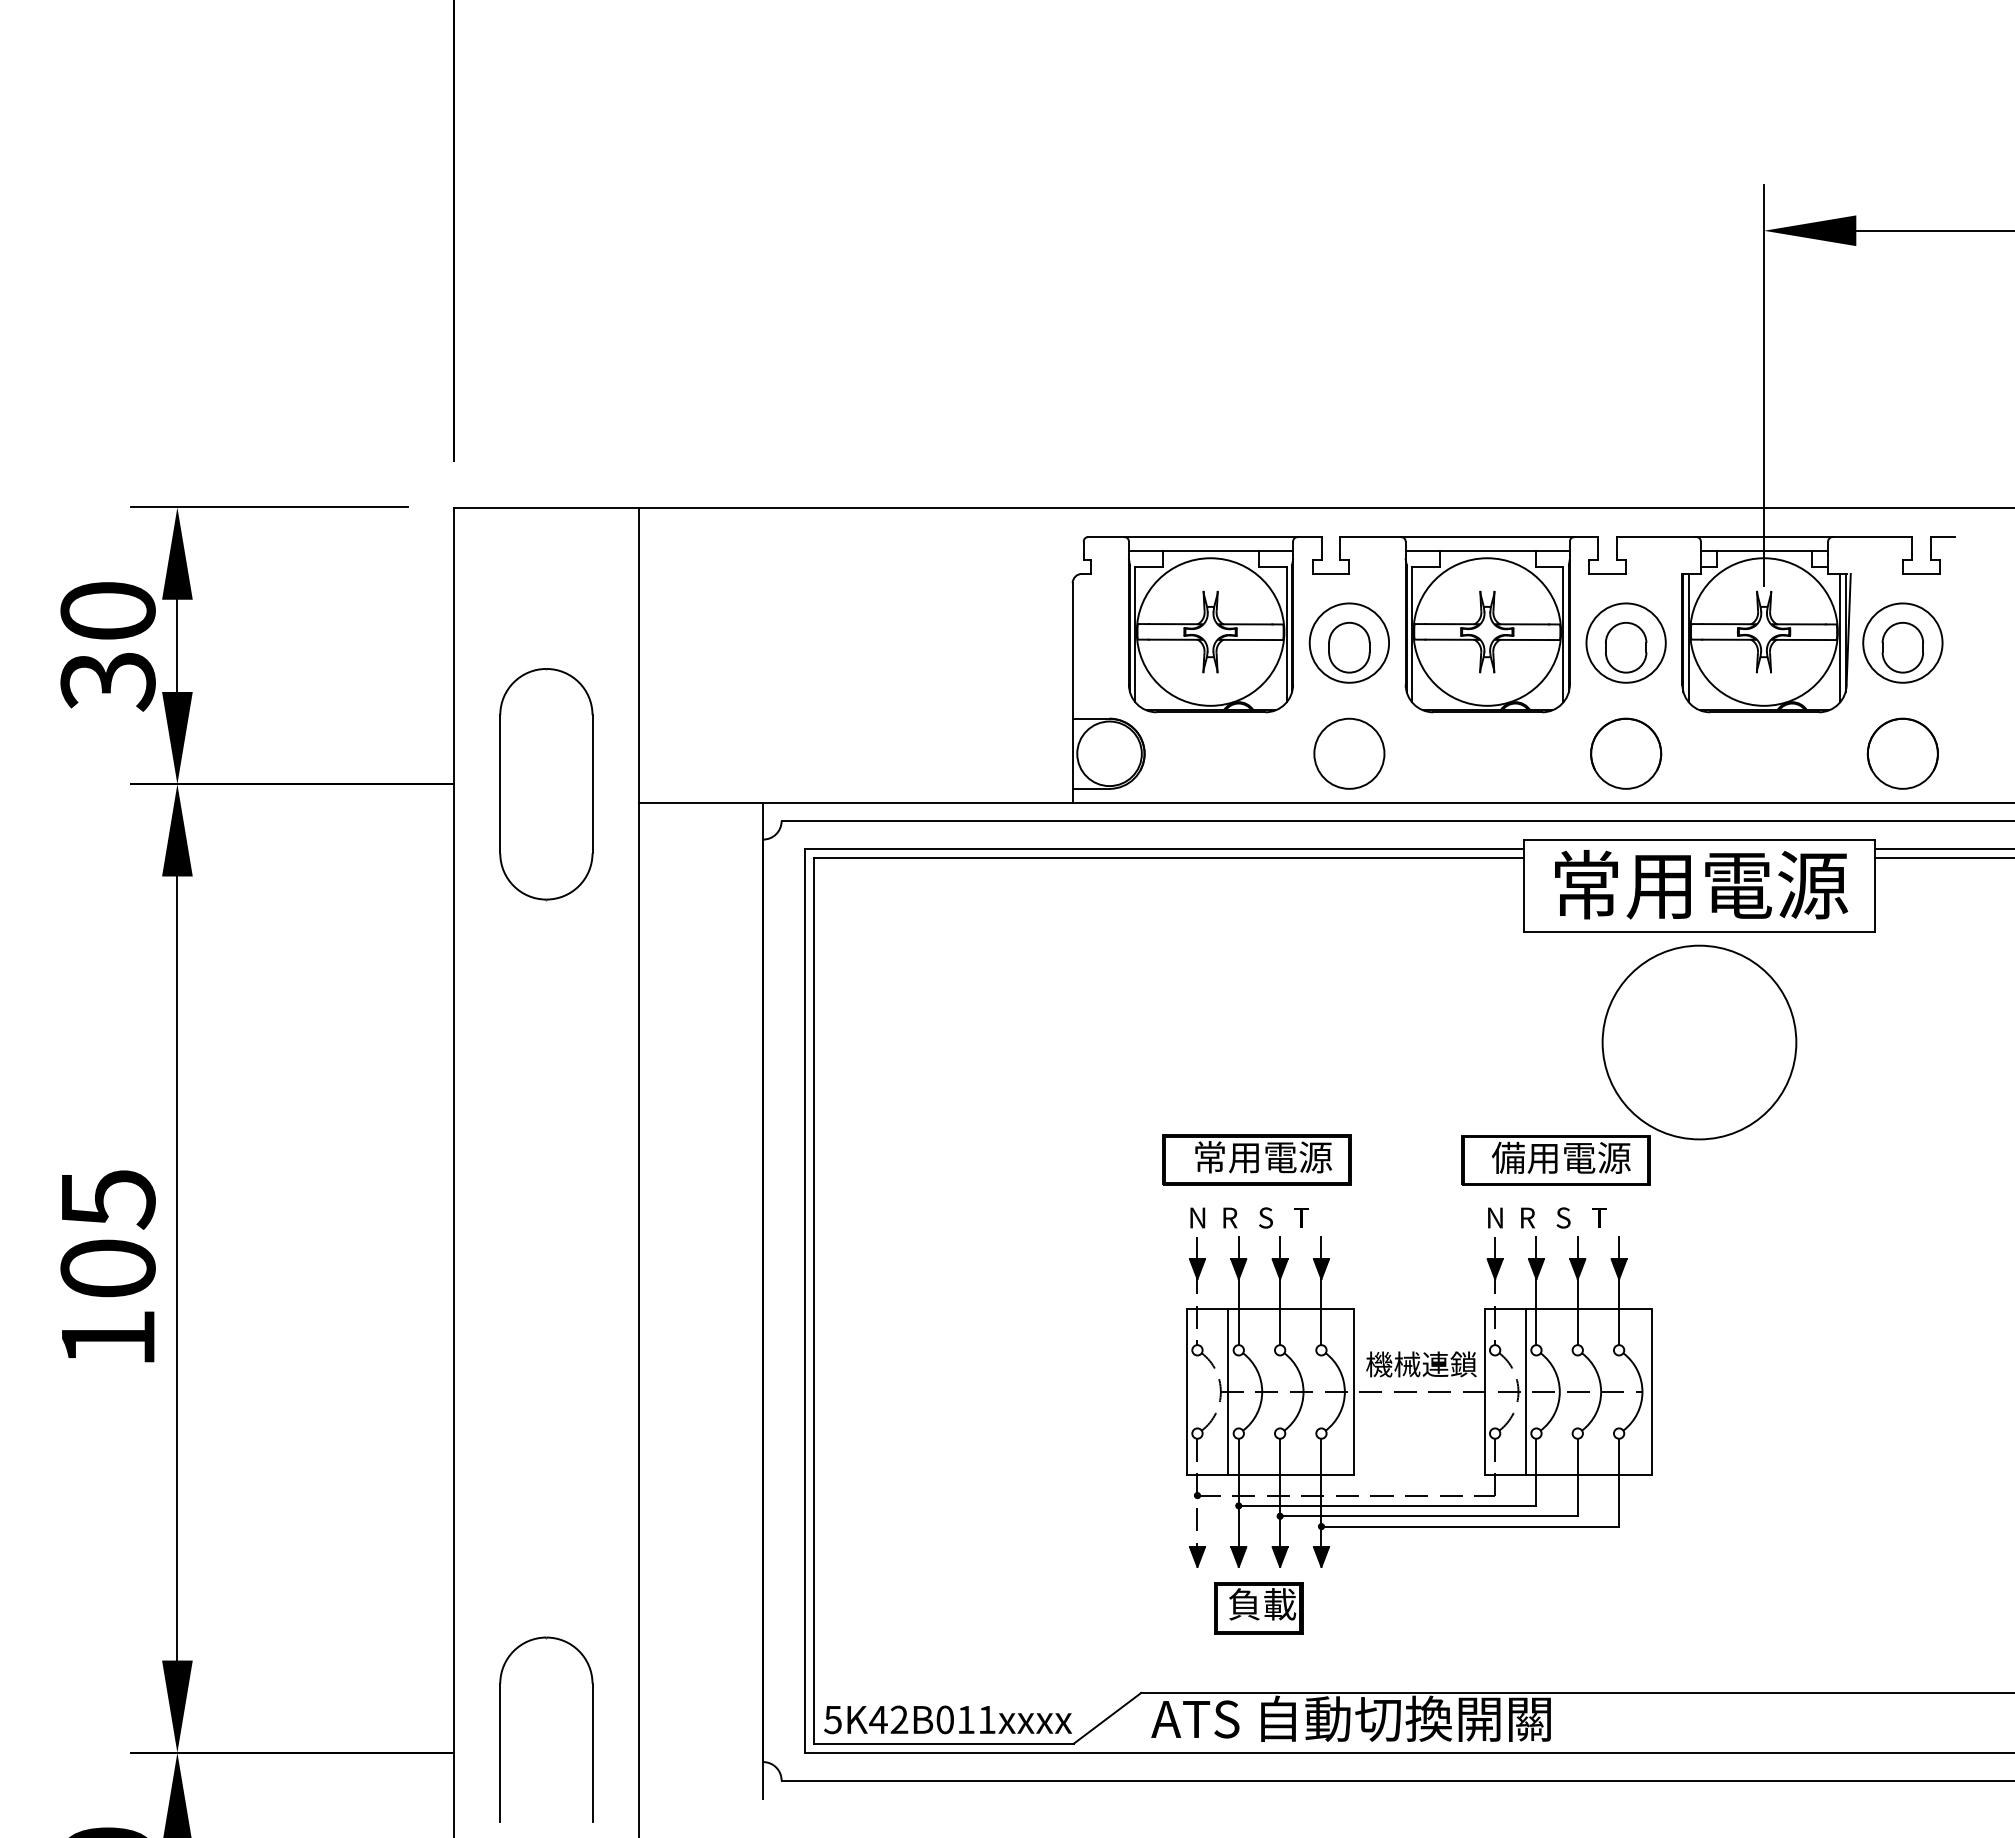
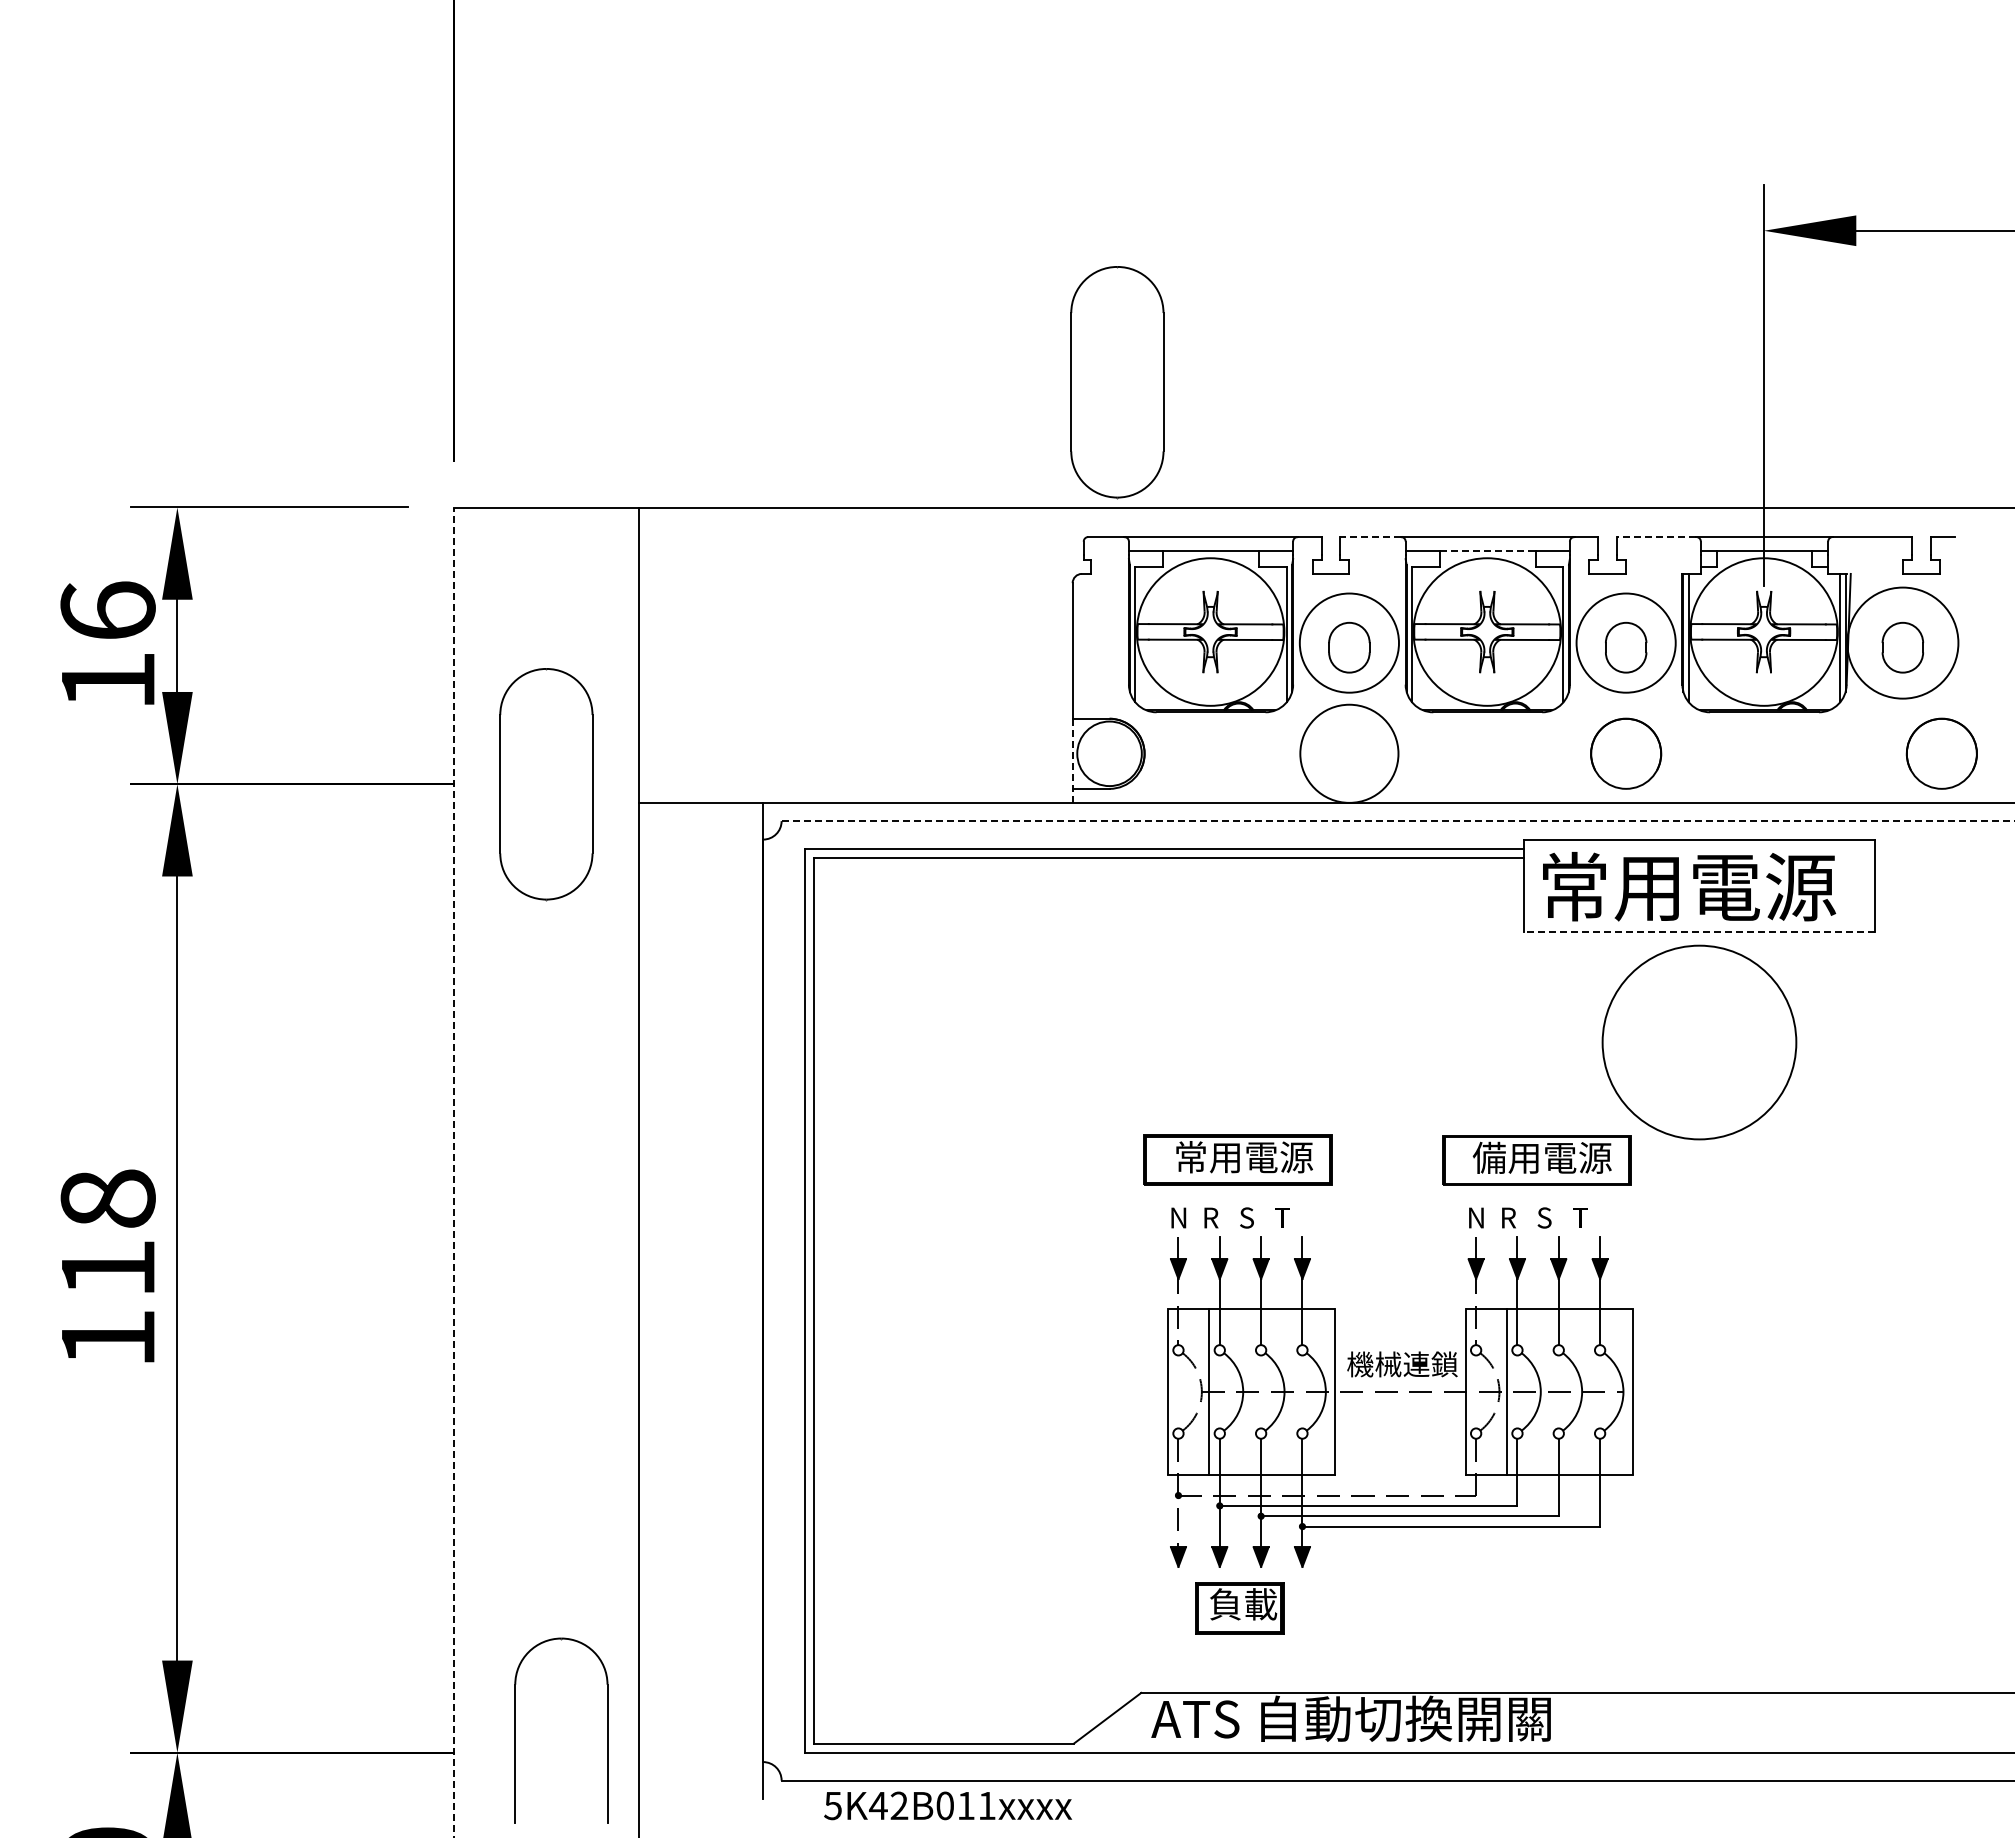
part: none -> present (1117, 382)
line: solid -> dashed (1370, 537)
line: solid -> dashed (1656, 537)
line: solid -> dashed (1487, 550)
circle diameter: 79 px -> 99 px (1348, 642)
circle diameter: 79 px -> 99 px (1625, 642)
circle diameter: 79 px -> 111 px (1902, 642)
text: 30 -> 16 (107, 646)
circle diameter: 70 px -> 98 px (1349, 753)
circle position: (1902, 753) -> (1941, 753) (1941, 753)
line: solid -> dashed (1072, 760)
line: solid -> dashed (1398, 821)
line: present -> none (1942, 848)
line: present -> none (1942, 858)
text position: (1701, 884) -> (1689, 886) (1689, 886)
line: solid -> dashed (1698, 931)
line: solid -> dashed (454, 1172)
text: 105 -> 118 (107, 1233)
part position: (1407, 1391) -> (1388, 1391) (1388, 1391)
text position: (947, 1719) -> (947, 1805) (947, 1805)
part position: (500, 1729) -> (515, 1730) (515, 1730)
